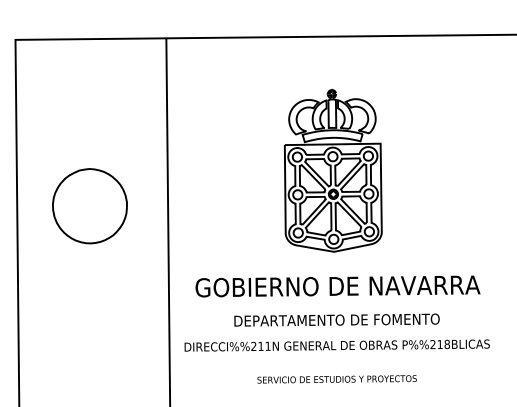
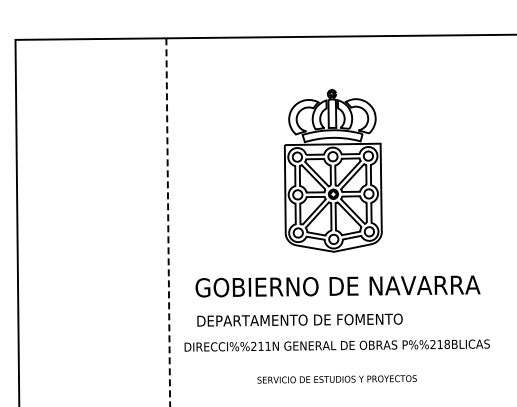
part: present -> none (89, 206)
line: solid -> dashed (168, 222)
text position: (336, 319) -> (299, 319) (299, 319)
